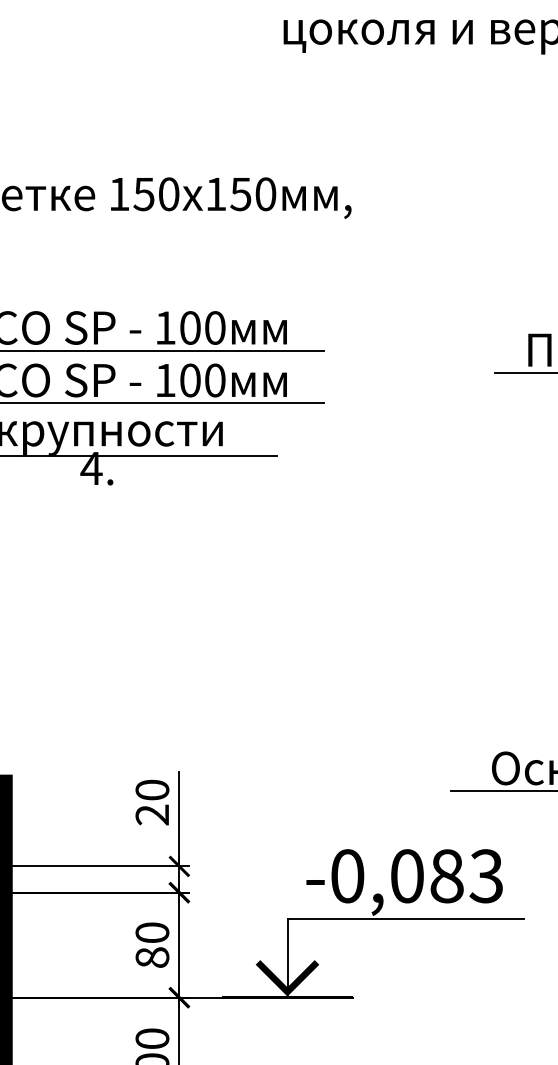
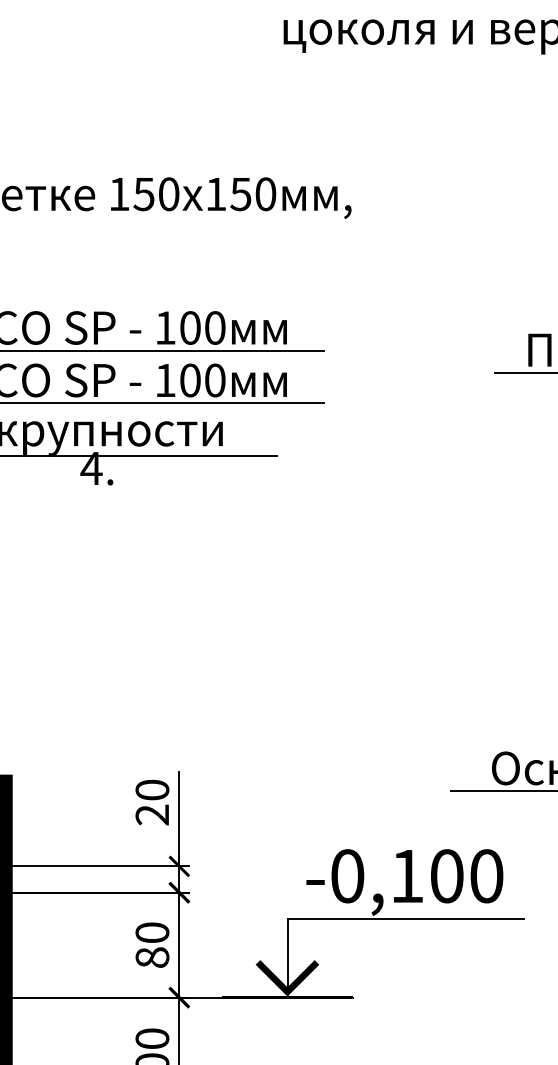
text: -0,083 -> -0,100 (447, 876)
